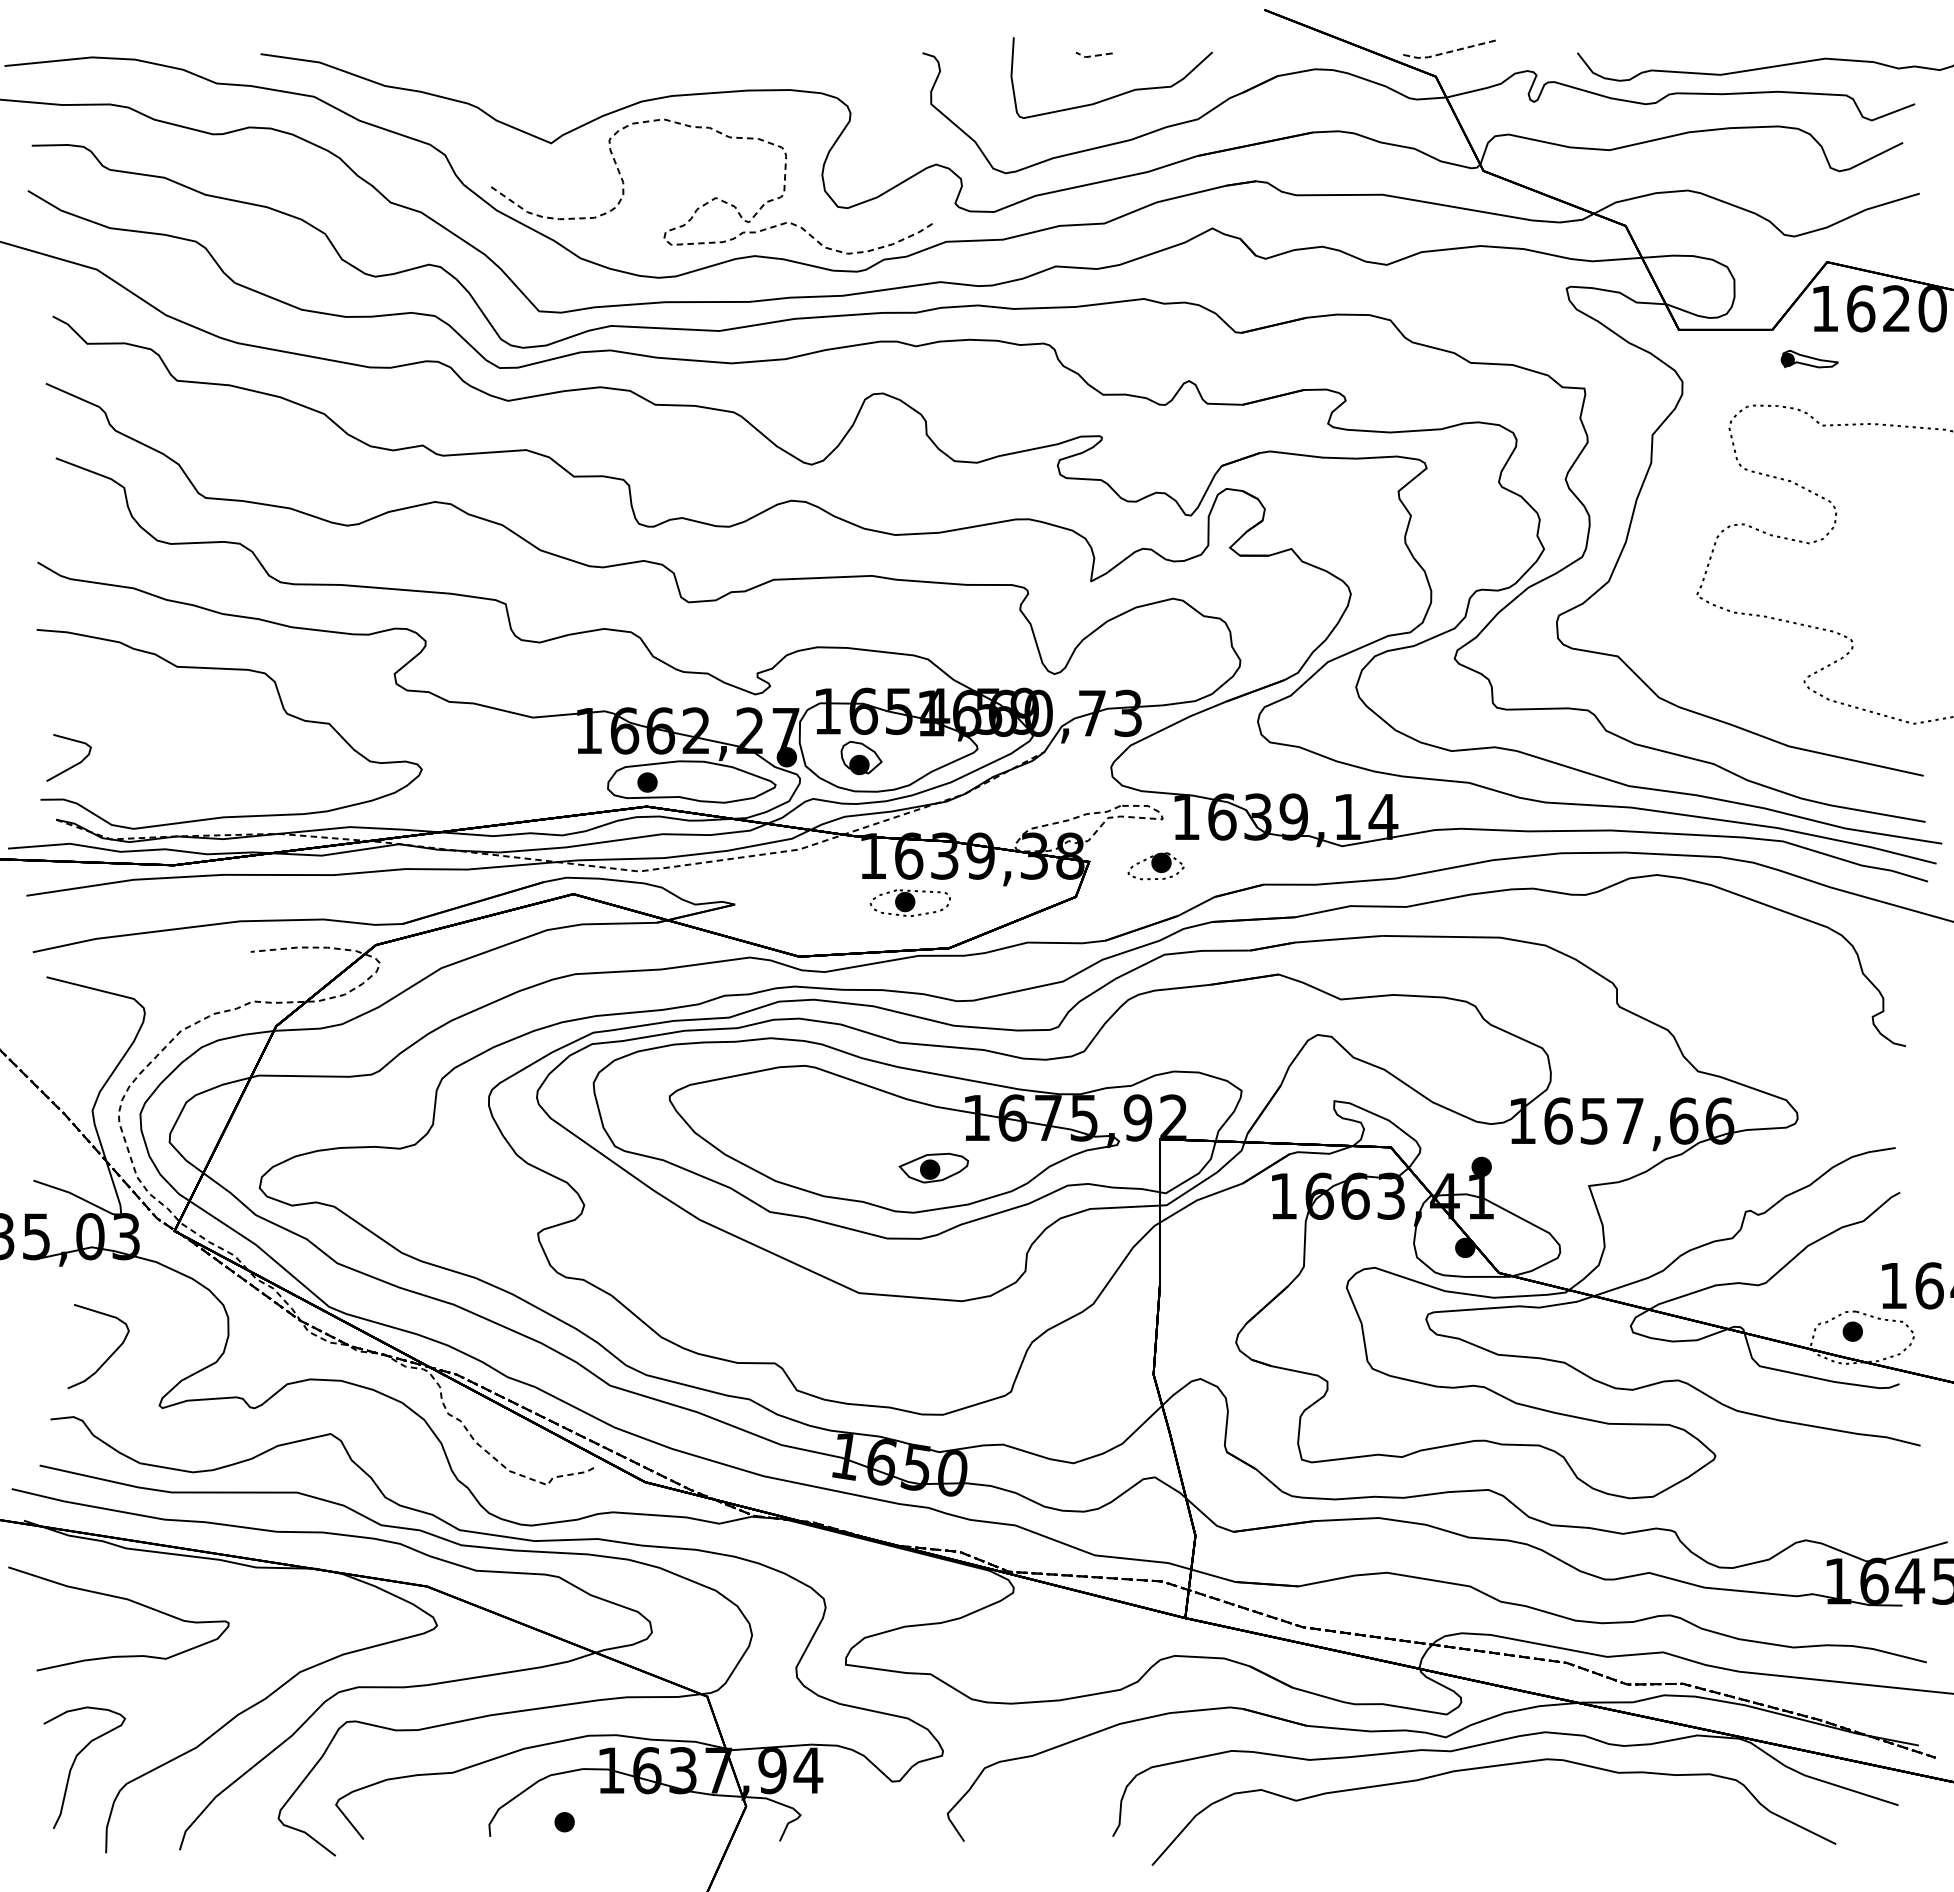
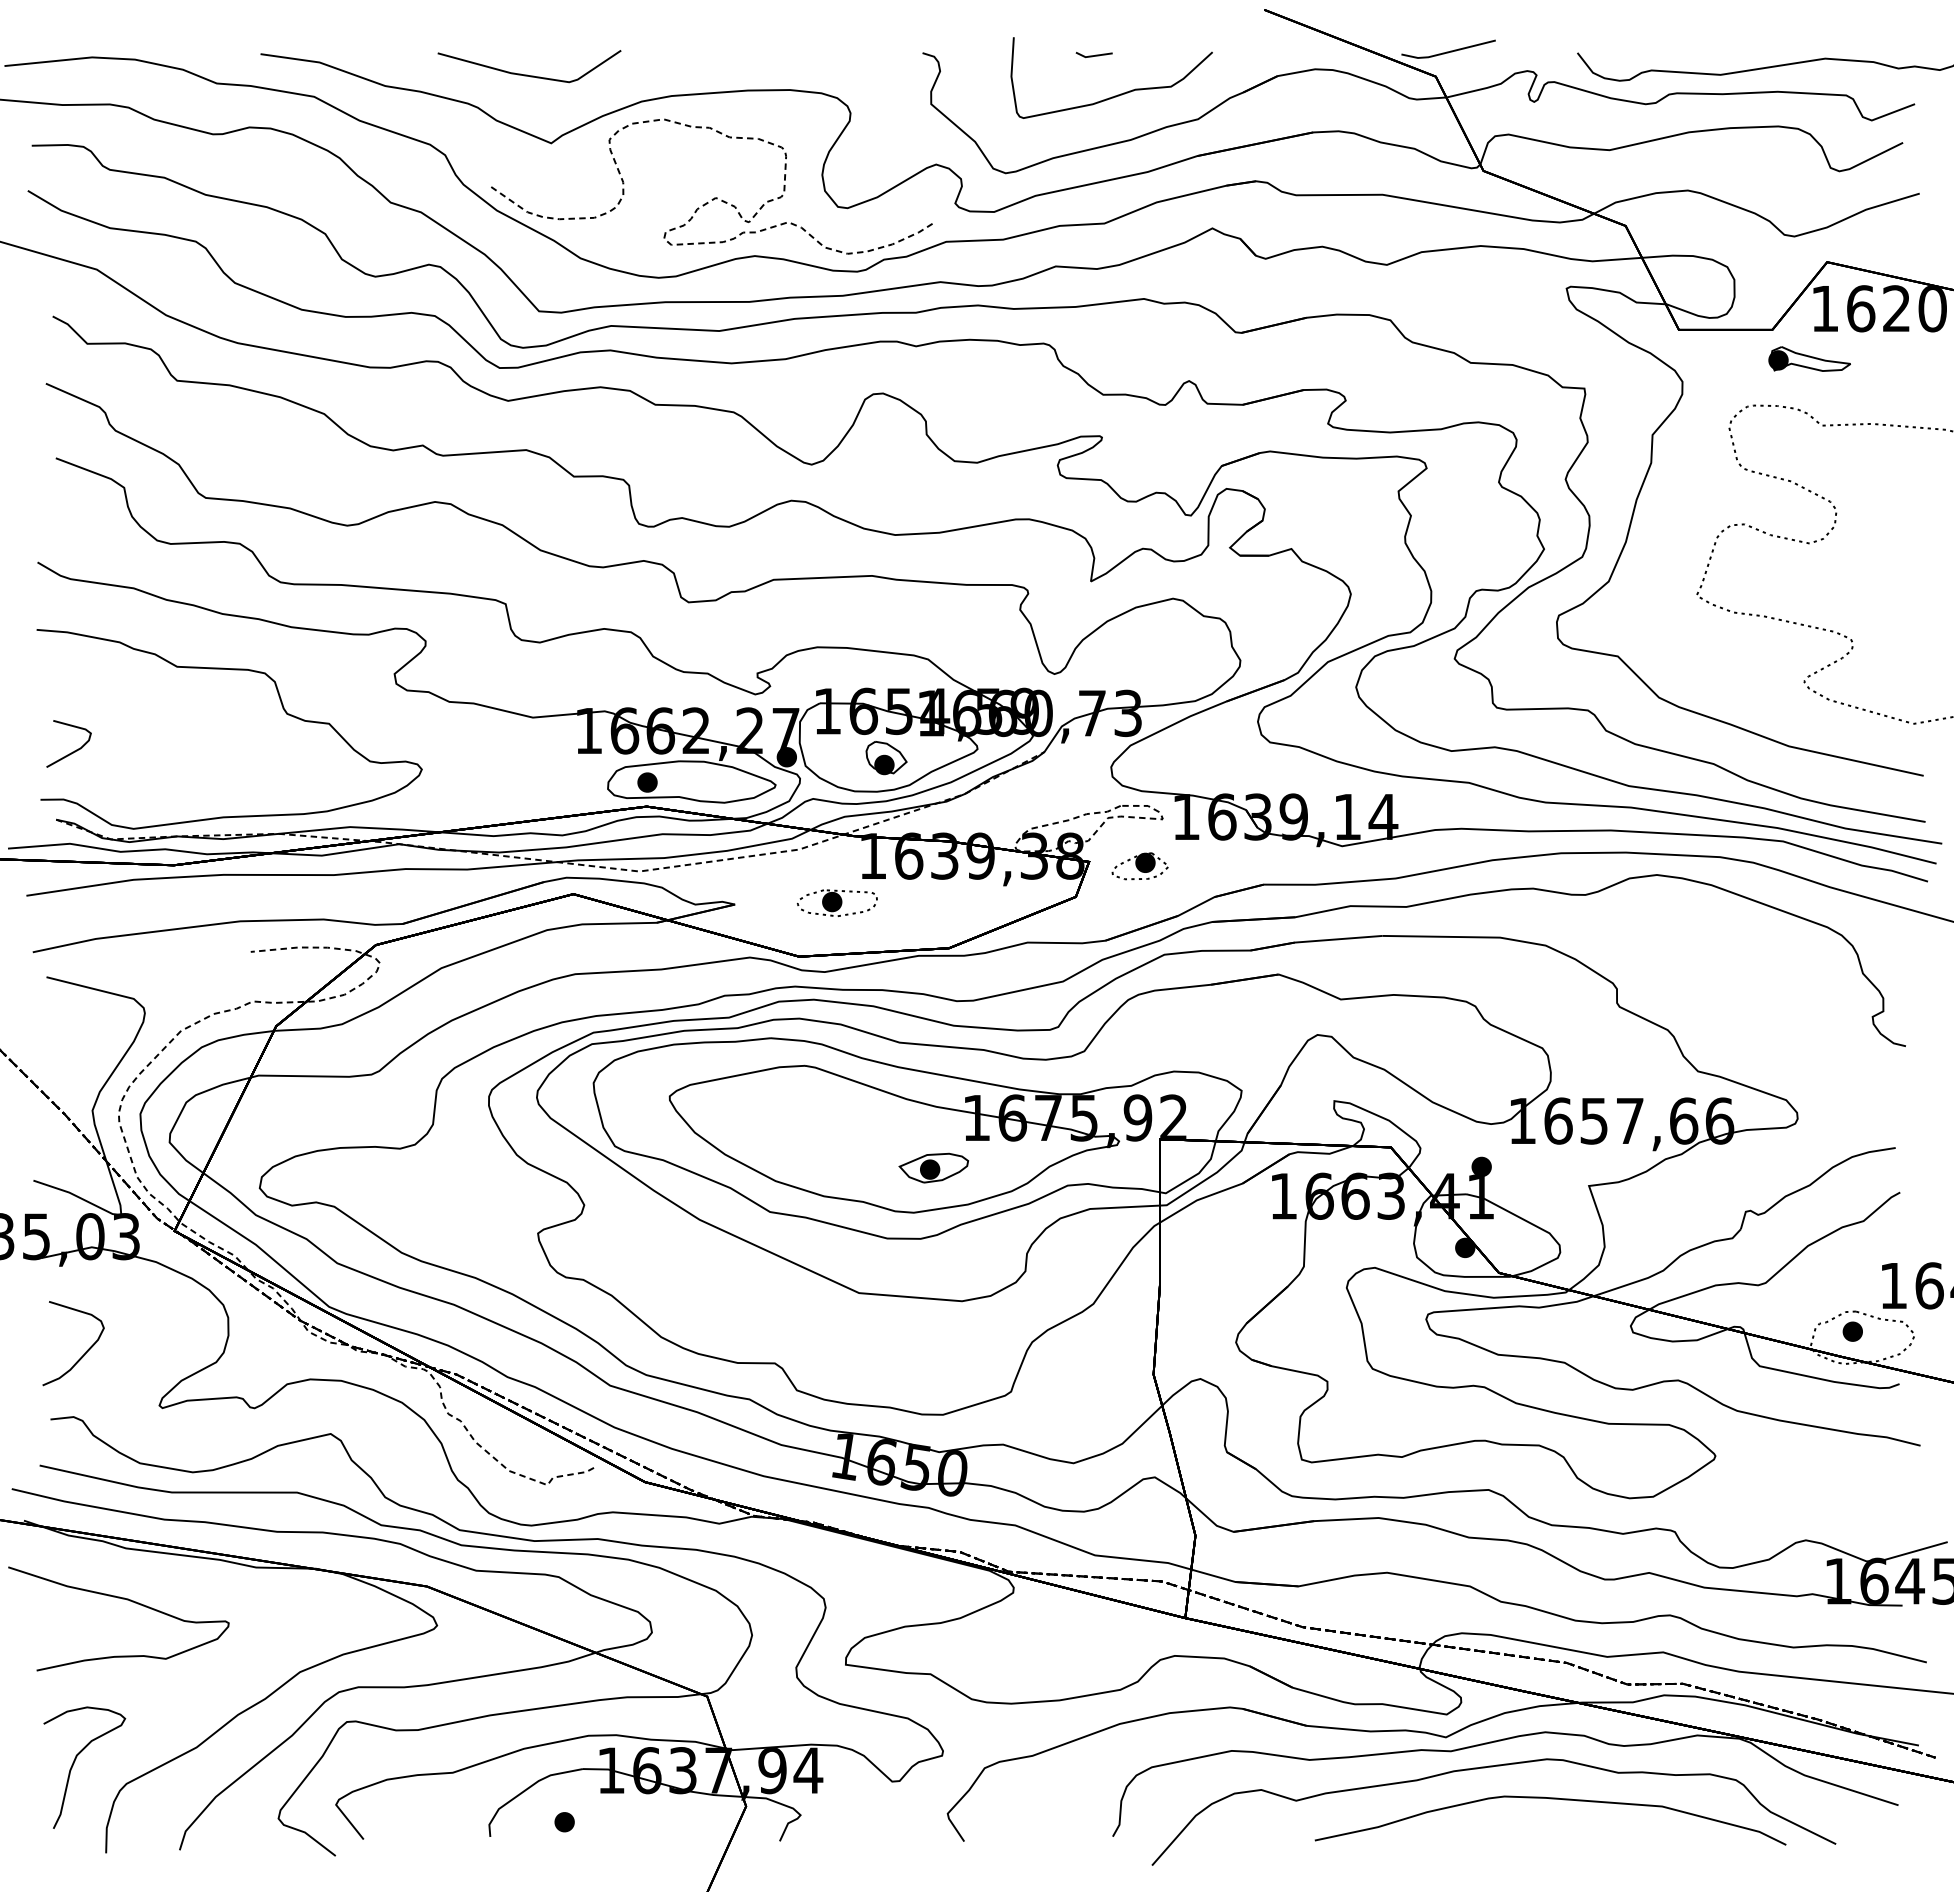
line: dashed -> solid (1447, 52)
line: dashed -> solid (1093, 56)
line: none -> present (527, 74)
part size: 59x20 px -> 83x26 px (1809, 358)
part position: (861, 758) -> (886, 758) (886, 758)
curve position: (72, 765) -> (72, 751) (72, 751)
part position: (1155, 866) -> (1139, 866) (1139, 866)
part position: (909, 902) -> (836, 902) (836, 902)
curve position: (111, 1353) -> (86, 1350) (86, 1350)
curve: none -> present (1550, 1799)
